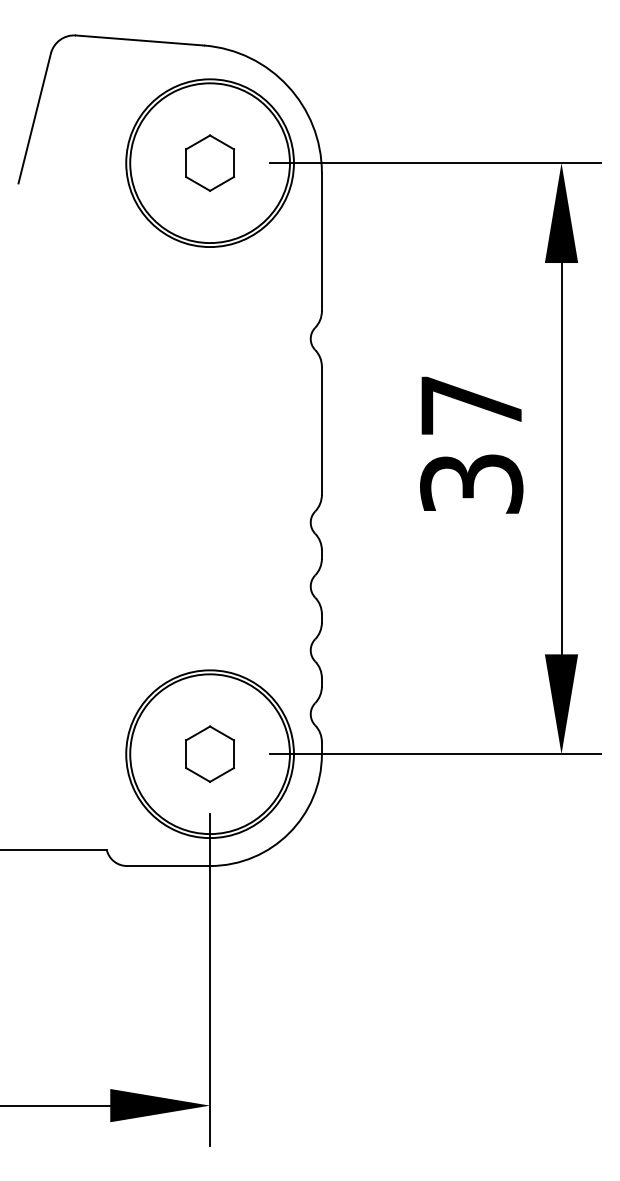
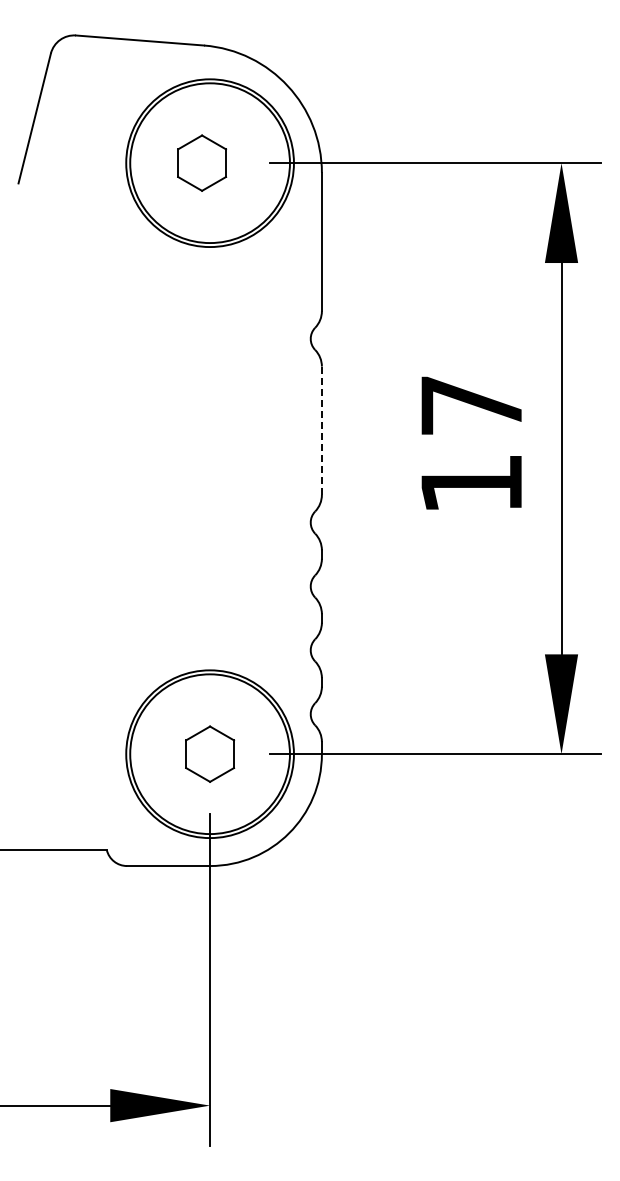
part position: (210, 162) -> (202, 162) (202, 162)
line: solid -> dashed (321, 431)
text: 37 -> 17 (471, 483)
